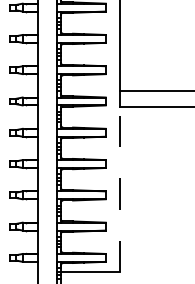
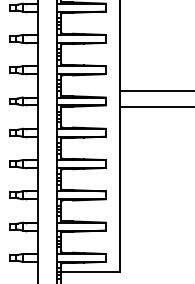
line: dashed -> solid (119, 189)
